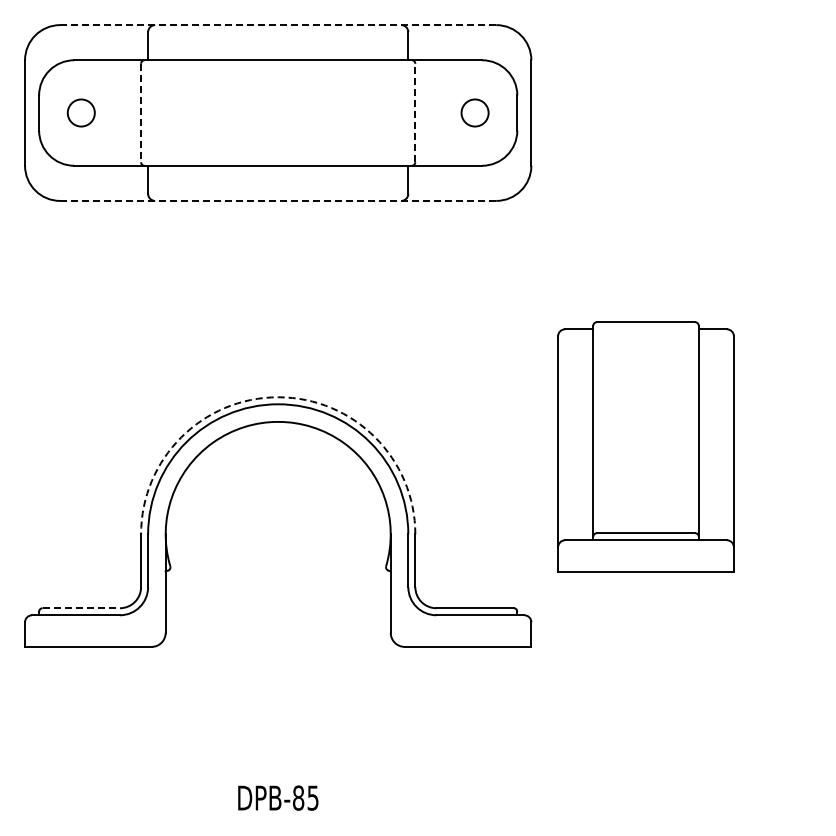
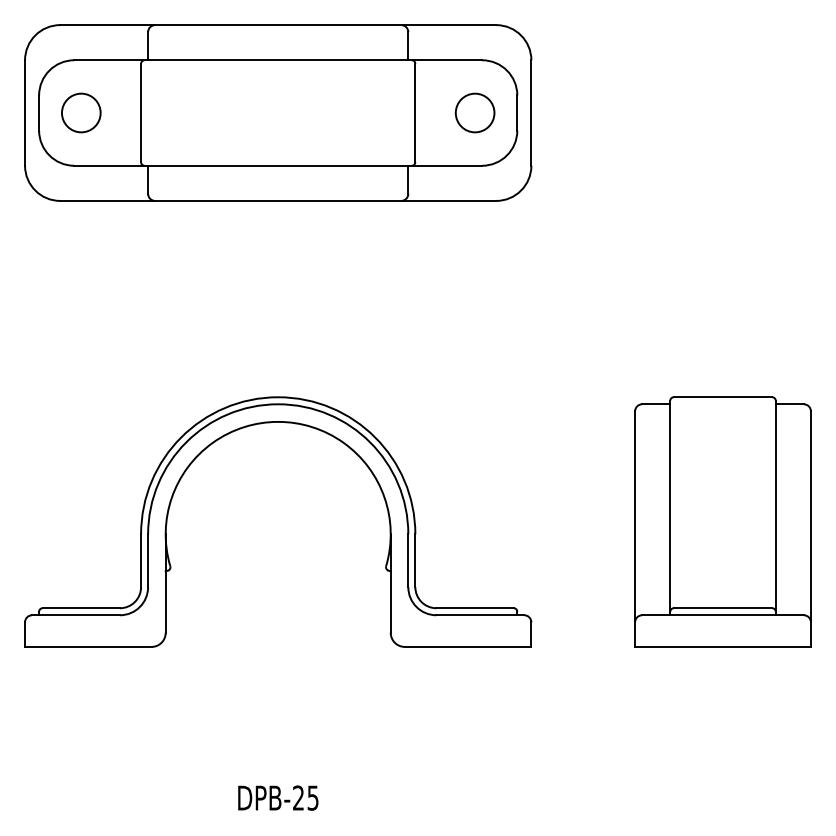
line: dashed -> solid (278, 25)
circle diameter: 27 px -> 39 px (80, 112)
line: dashed -> solid (415, 112)
circle size: 30x30 px -> 42x42 px (474, 112)
line: dashed -> solid (141, 113)
line: dashed -> solid (278, 200)
arc: dashed -> solid (278, 397)
part position: (645, 446) -> (722, 521) (722, 521)
line: dashed -> solid (81, 608)
text: DPB-85 -> DPB-25 (298, 797)
